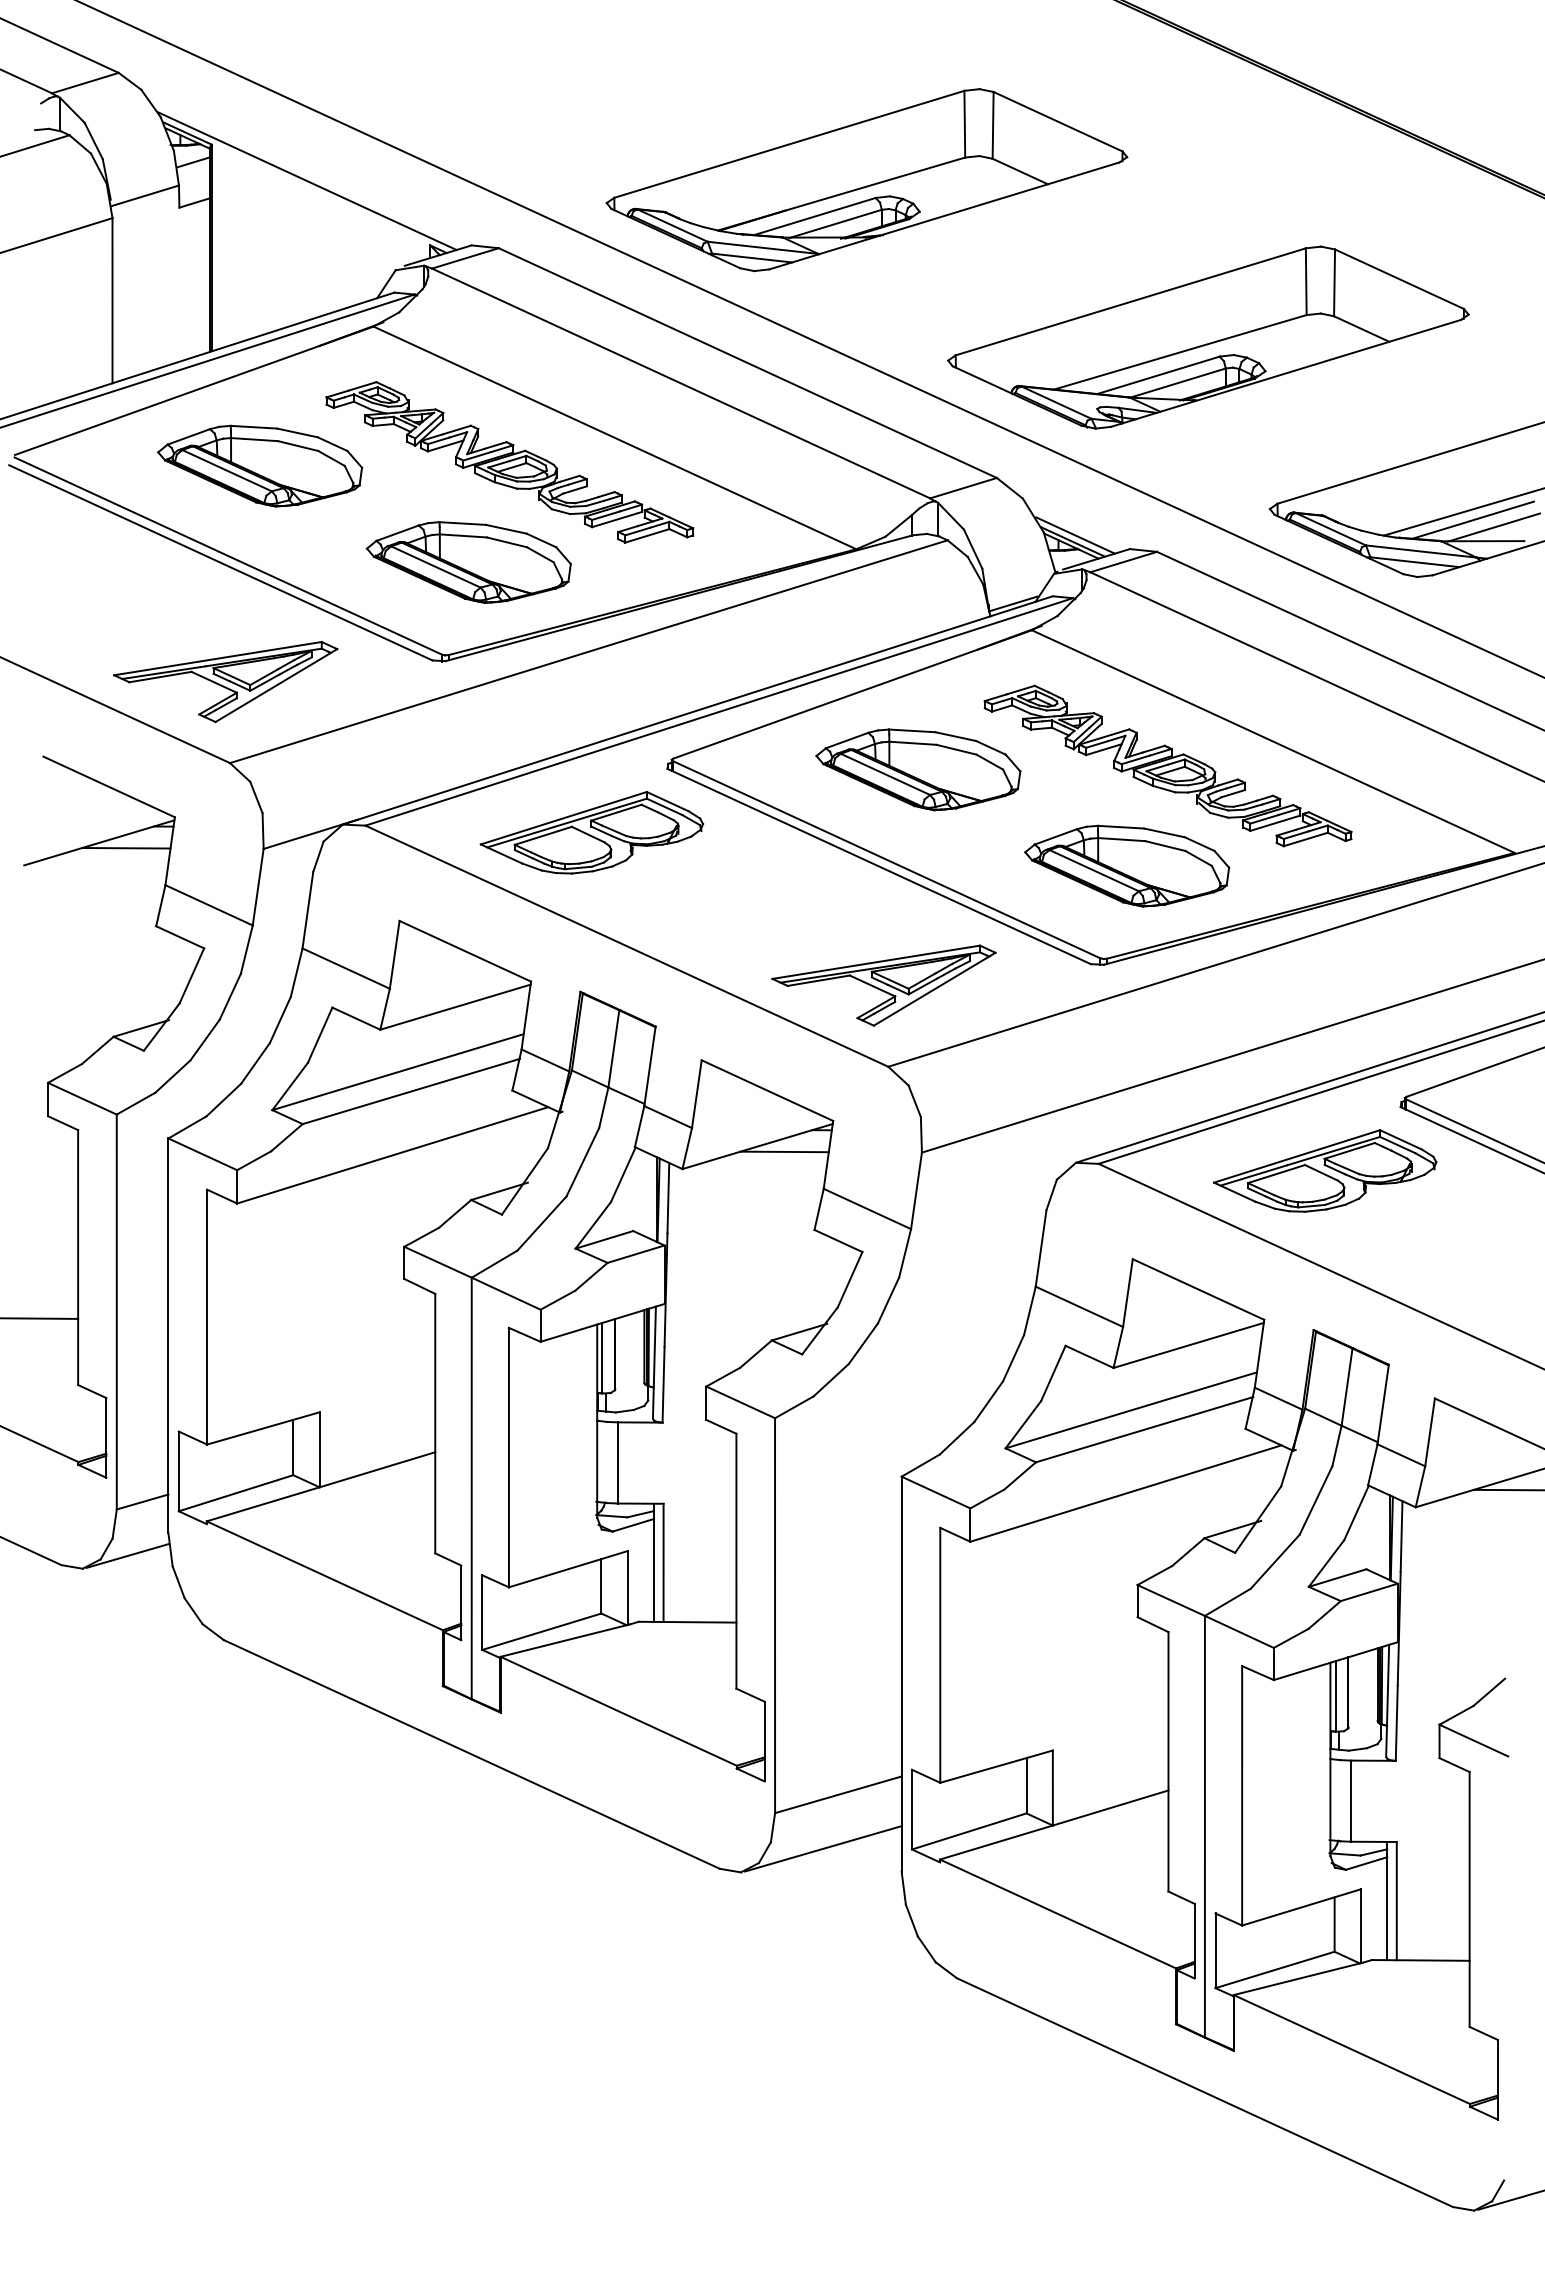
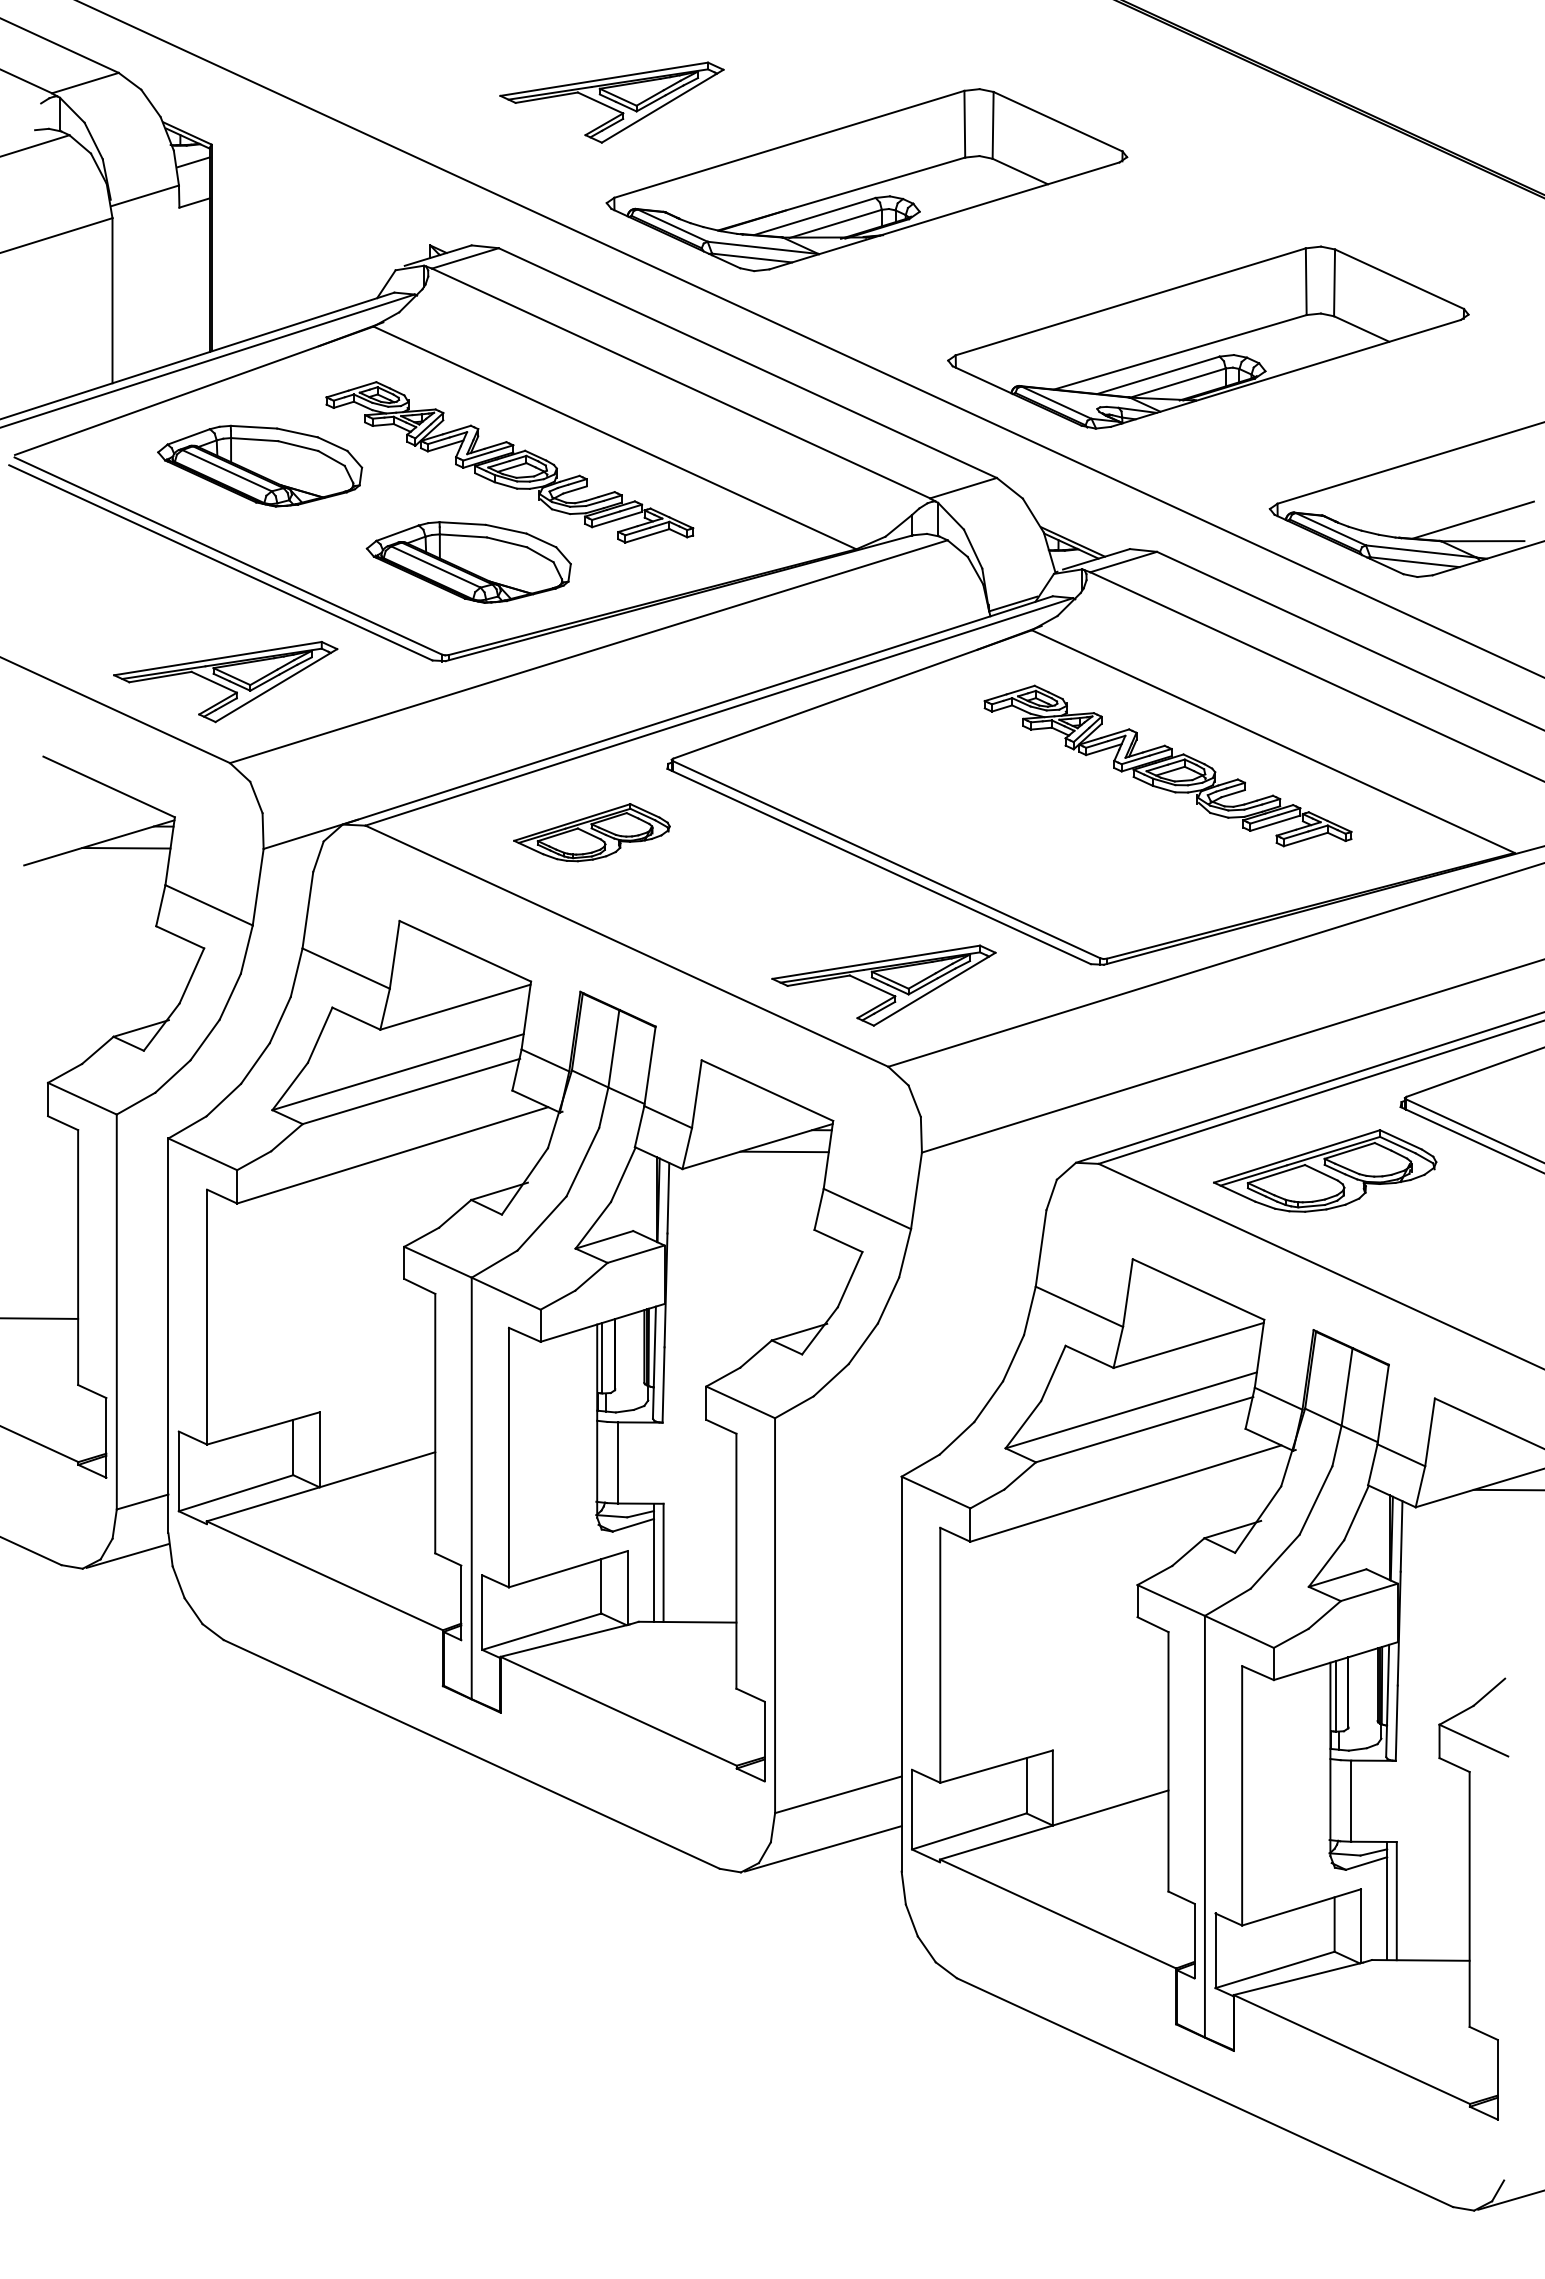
part: none -> present (611, 102)
line: present -> none (307, 181)
line: present -> none (1462, 512)
line: present -> none (1493, 527)
line: present -> none (1075, 535)
part: present -> none (918, 769)
part size: 226x85 px -> 158x60 px (591, 832)
part: present -> none (1127, 865)
